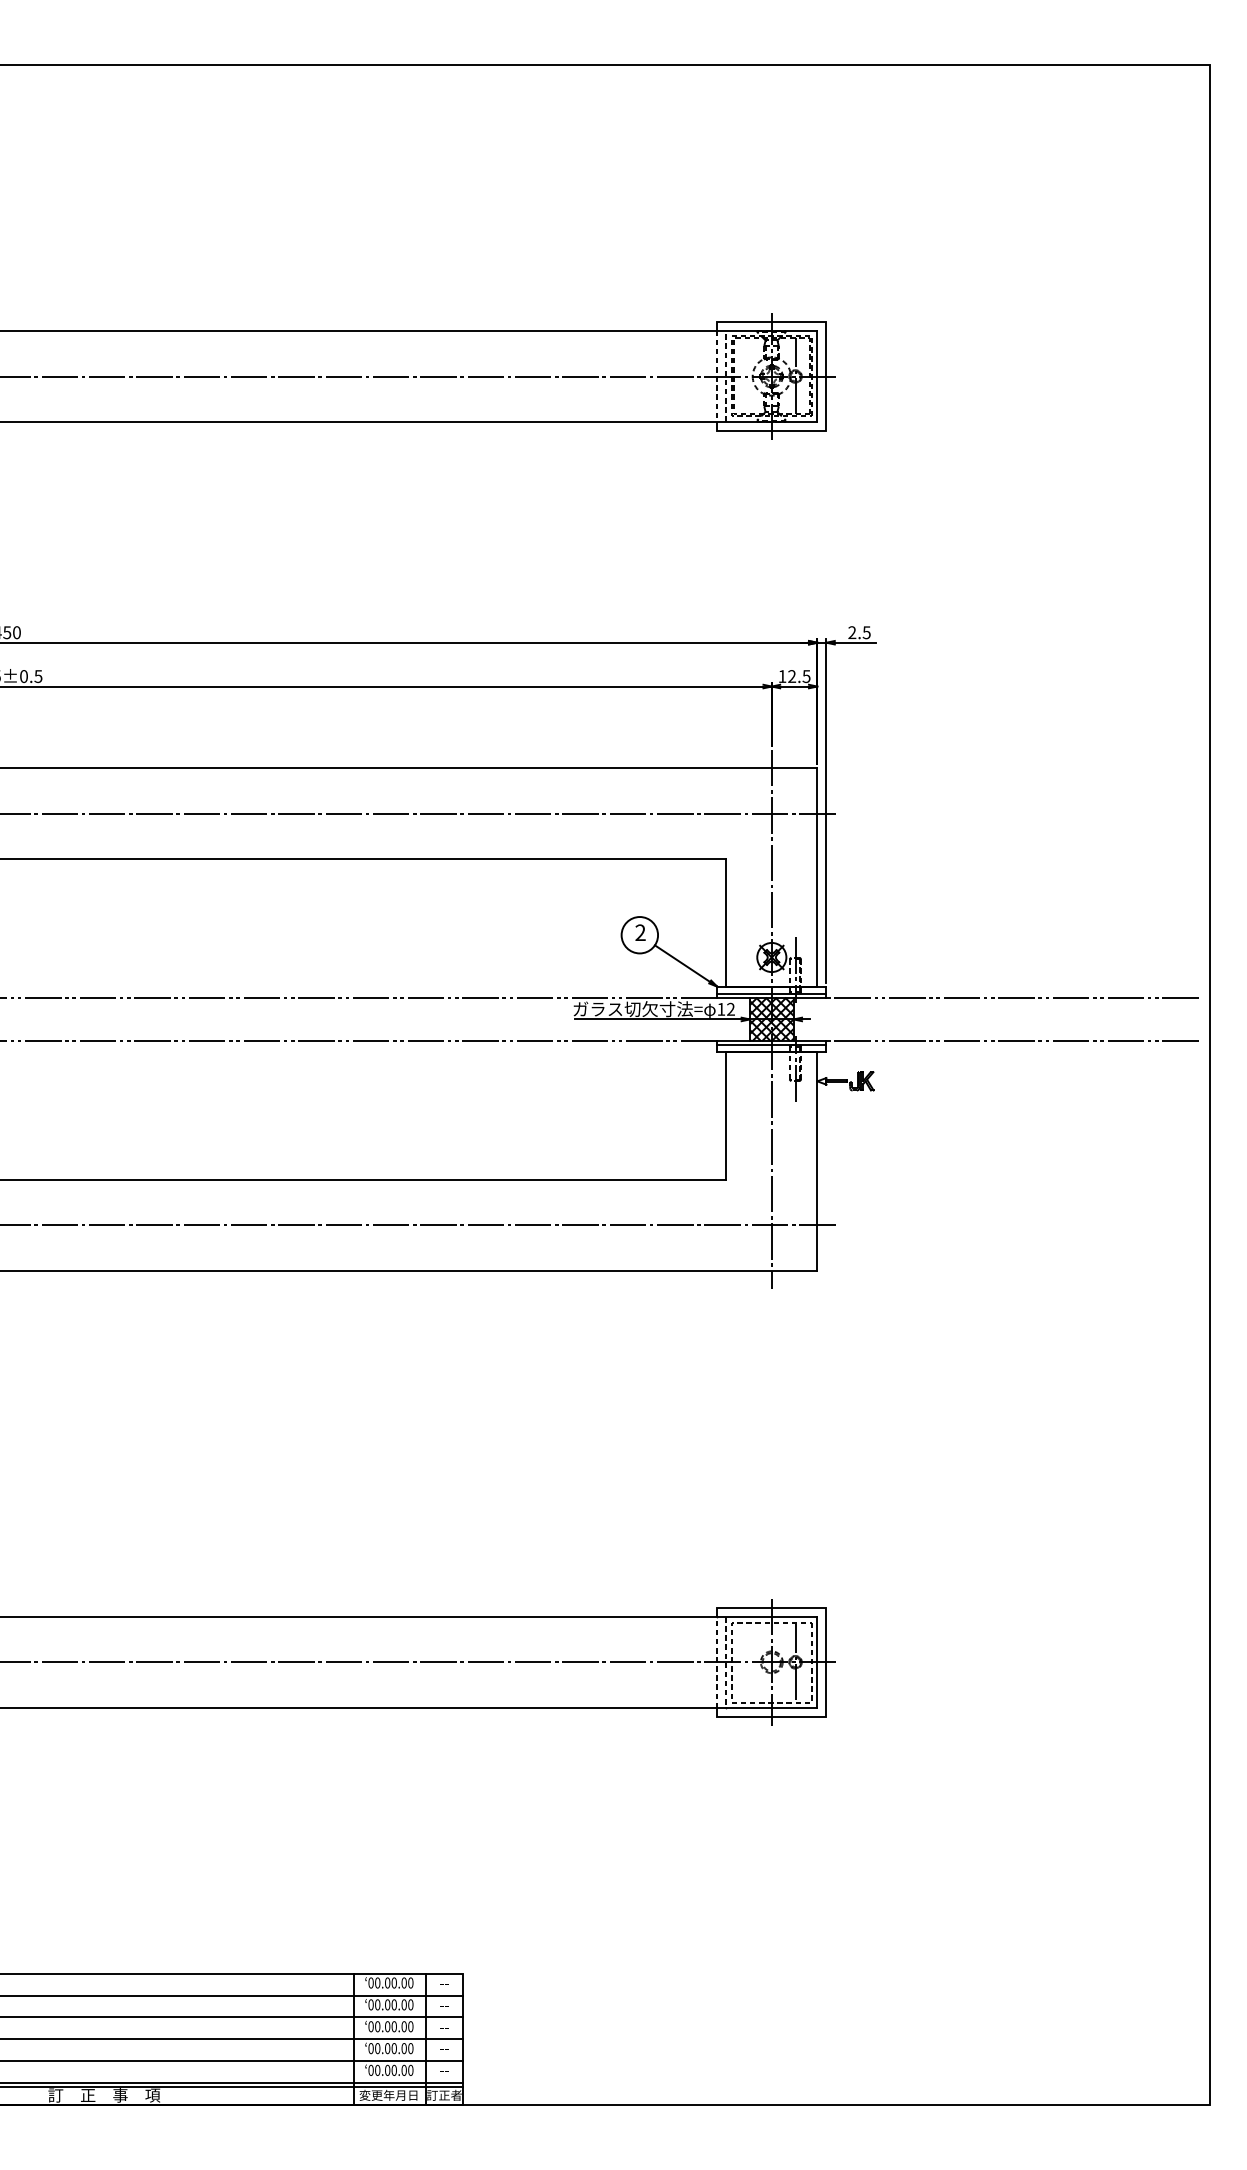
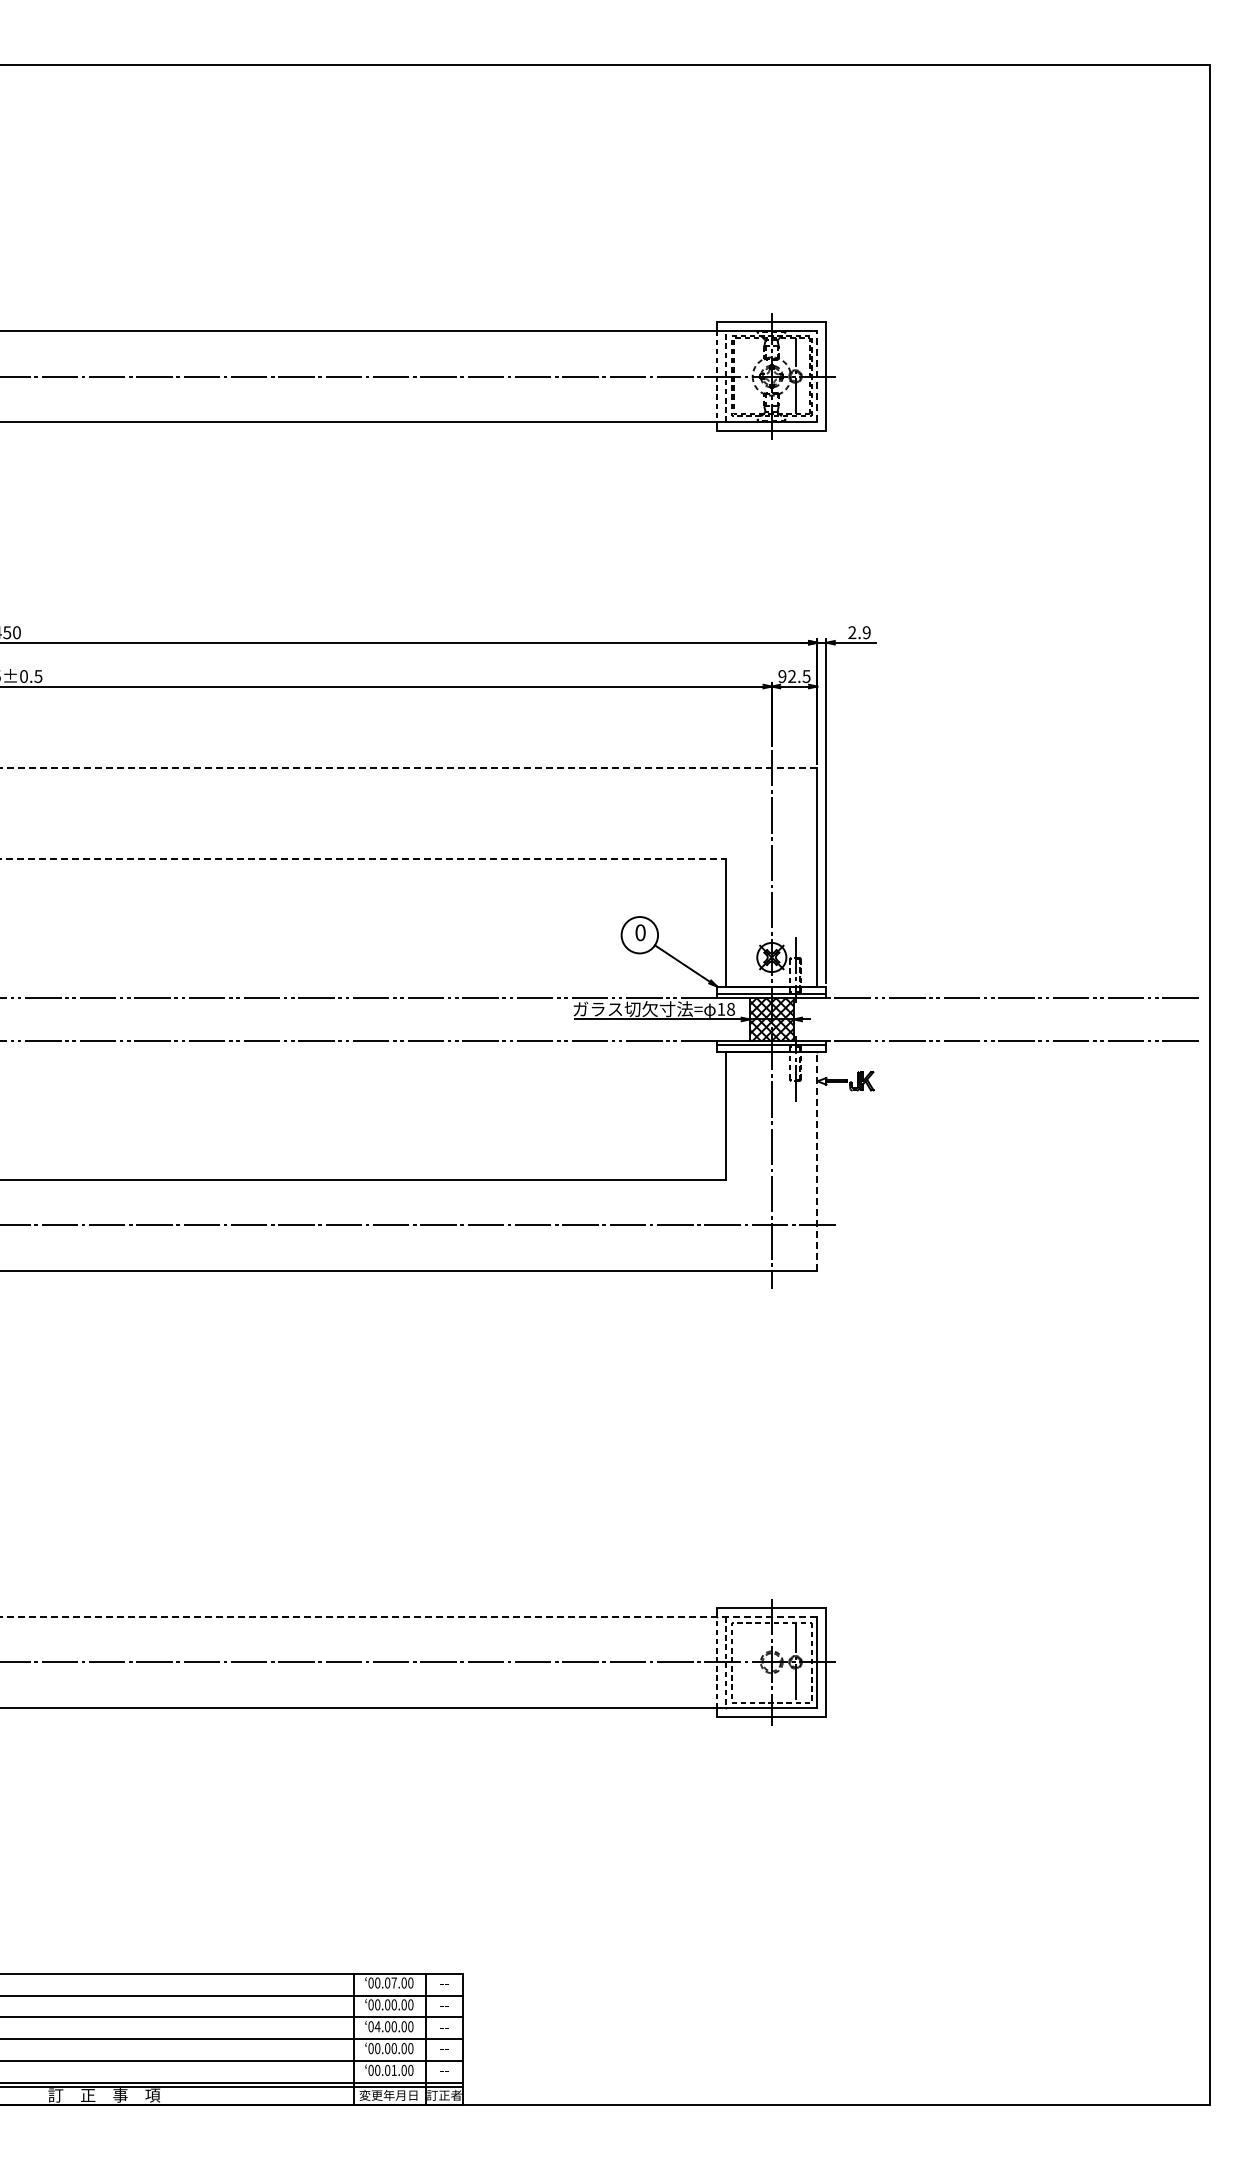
line: solid -> dashed (817, 376)
text: 2.5 -> 2.9 (866, 632)
text: 12.5 -> 92.5 (782, 676)
line: solid -> dashed (408, 768)
line: present -> none (418, 813)
line: solid -> dashed (363, 859)
text: 2 -> 0 (640, 932)
text: 12 -> 18 (730, 1009)
line: solid -> dashed (817, 1160)
line: solid -> dashed (408, 1617)
text: 00.00.00 -> 00.07.00 (393, 1982)
text: 00.00.00 -> 04.00.00 (377, 2026)
text: 00.00.00 -> 00.01.00 (393, 2069)
